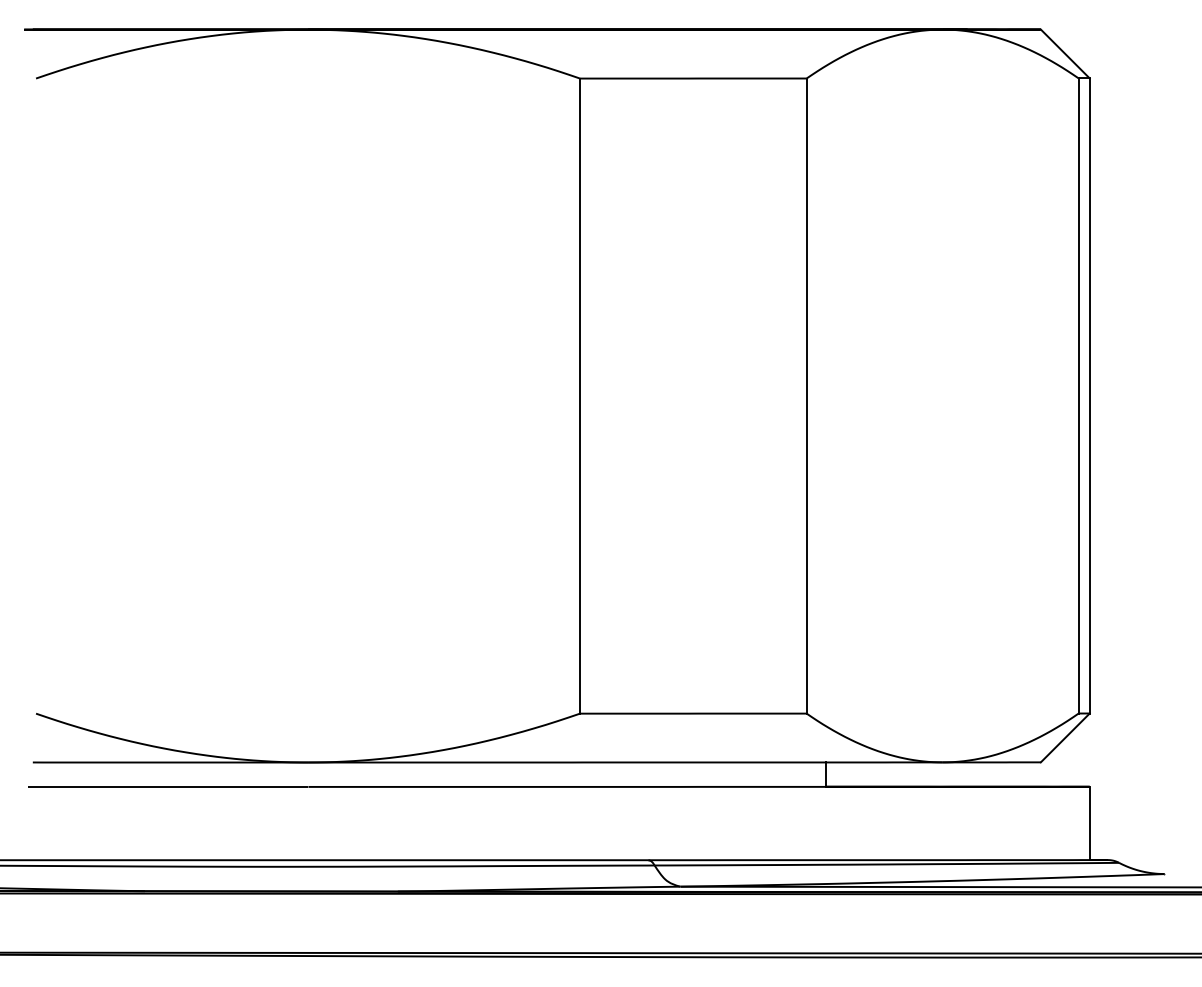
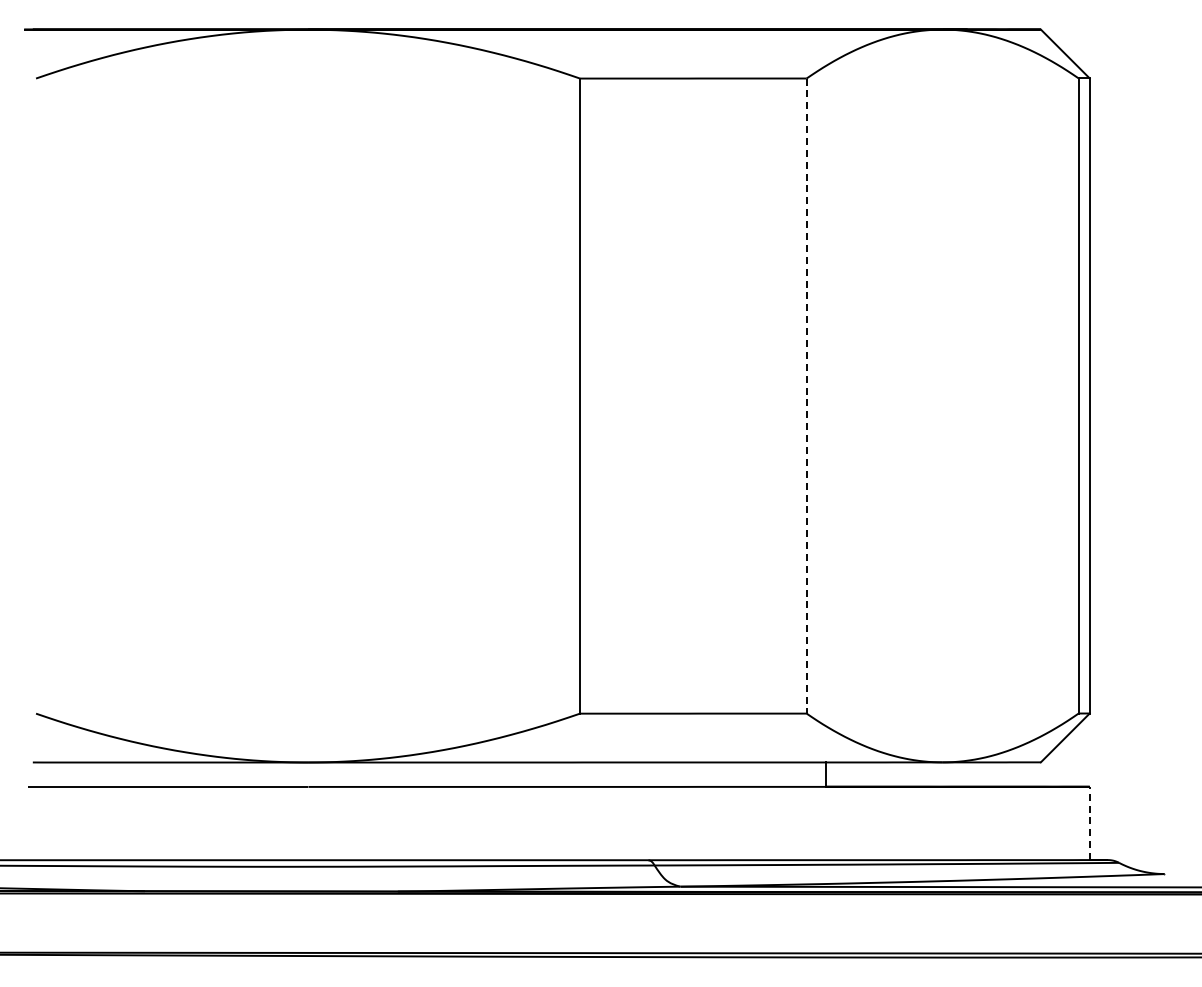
line: solid -> dashed (806, 396)
line: solid -> dashed (1089, 823)
